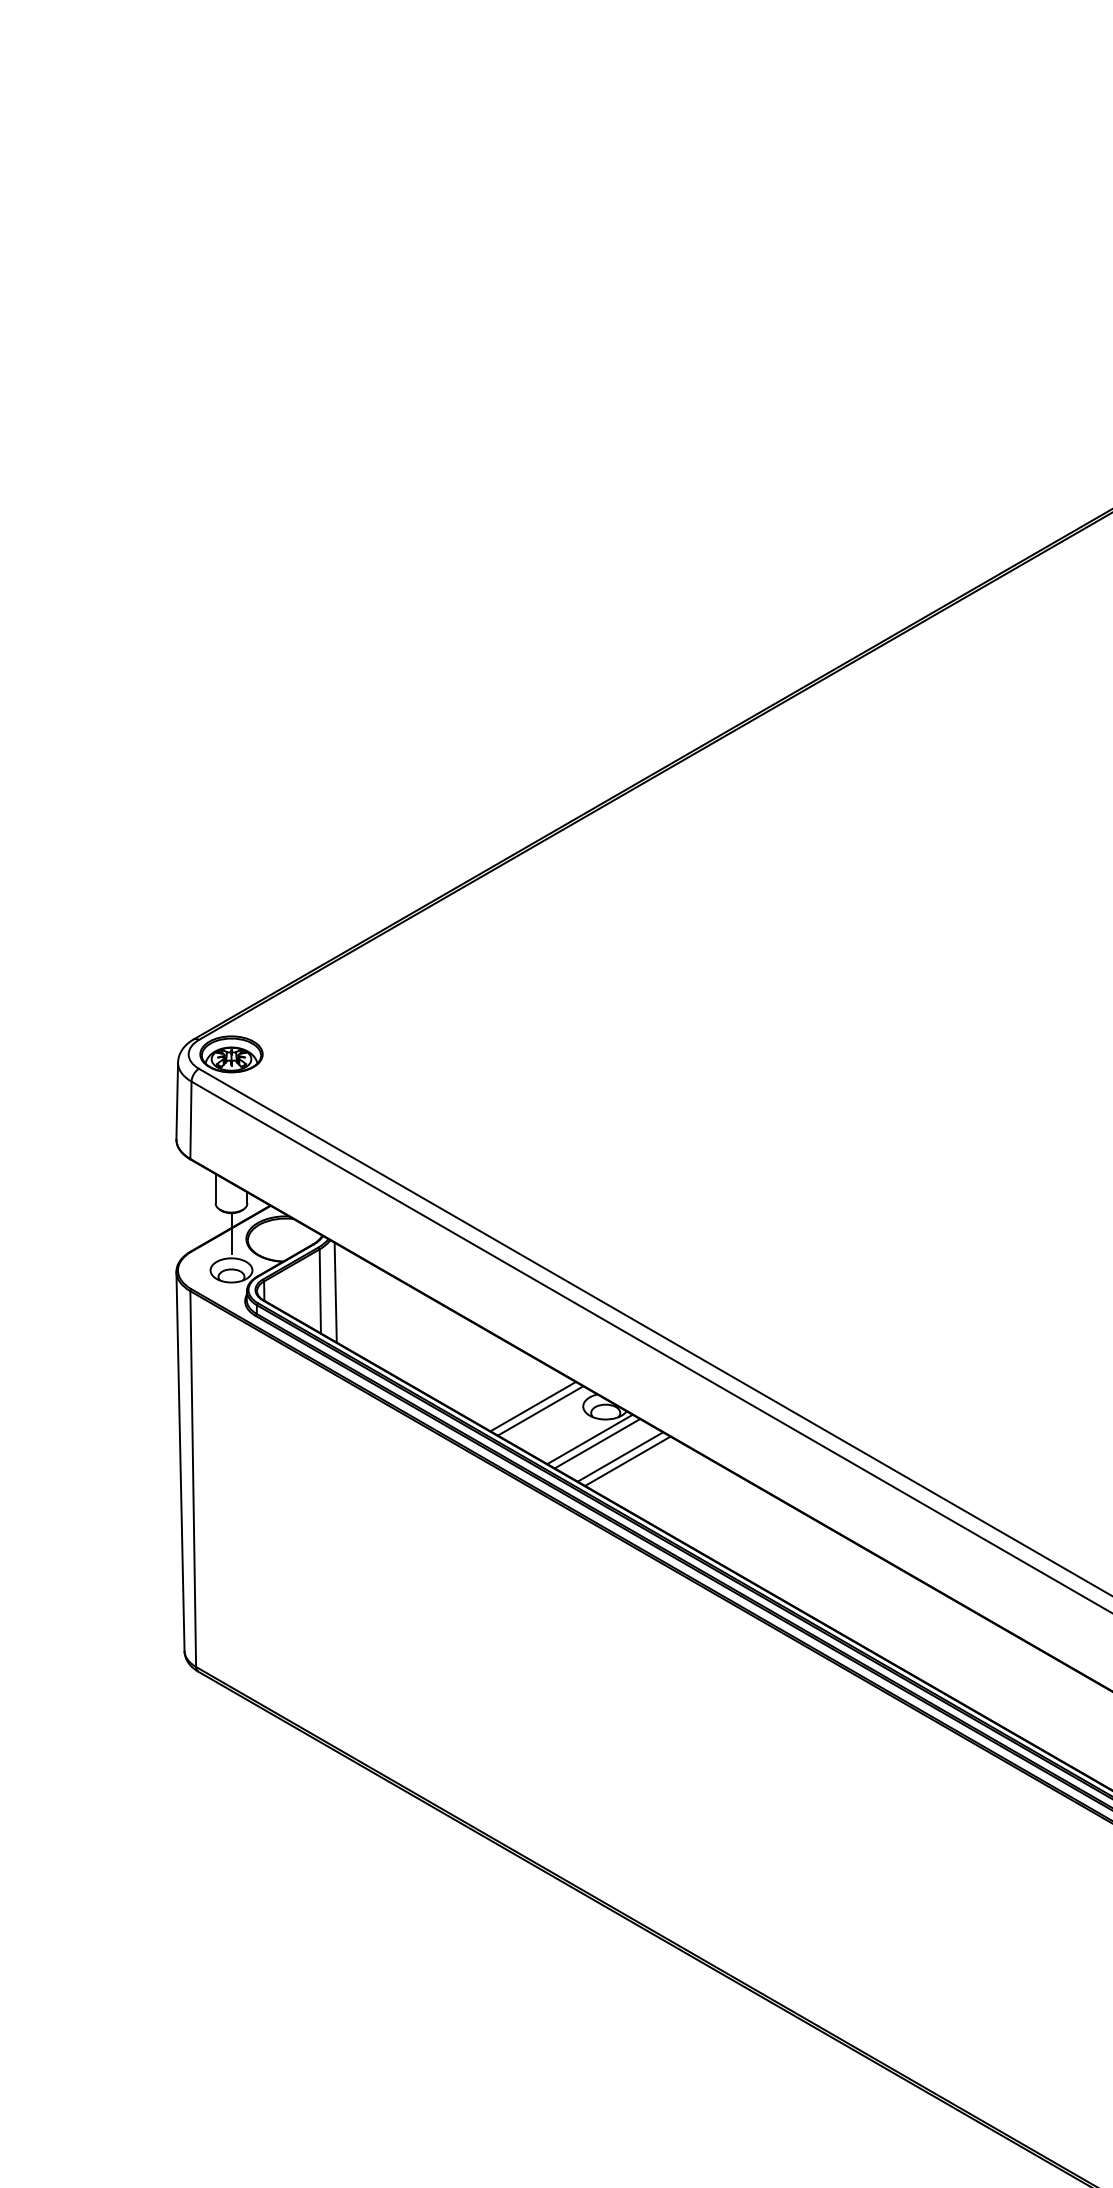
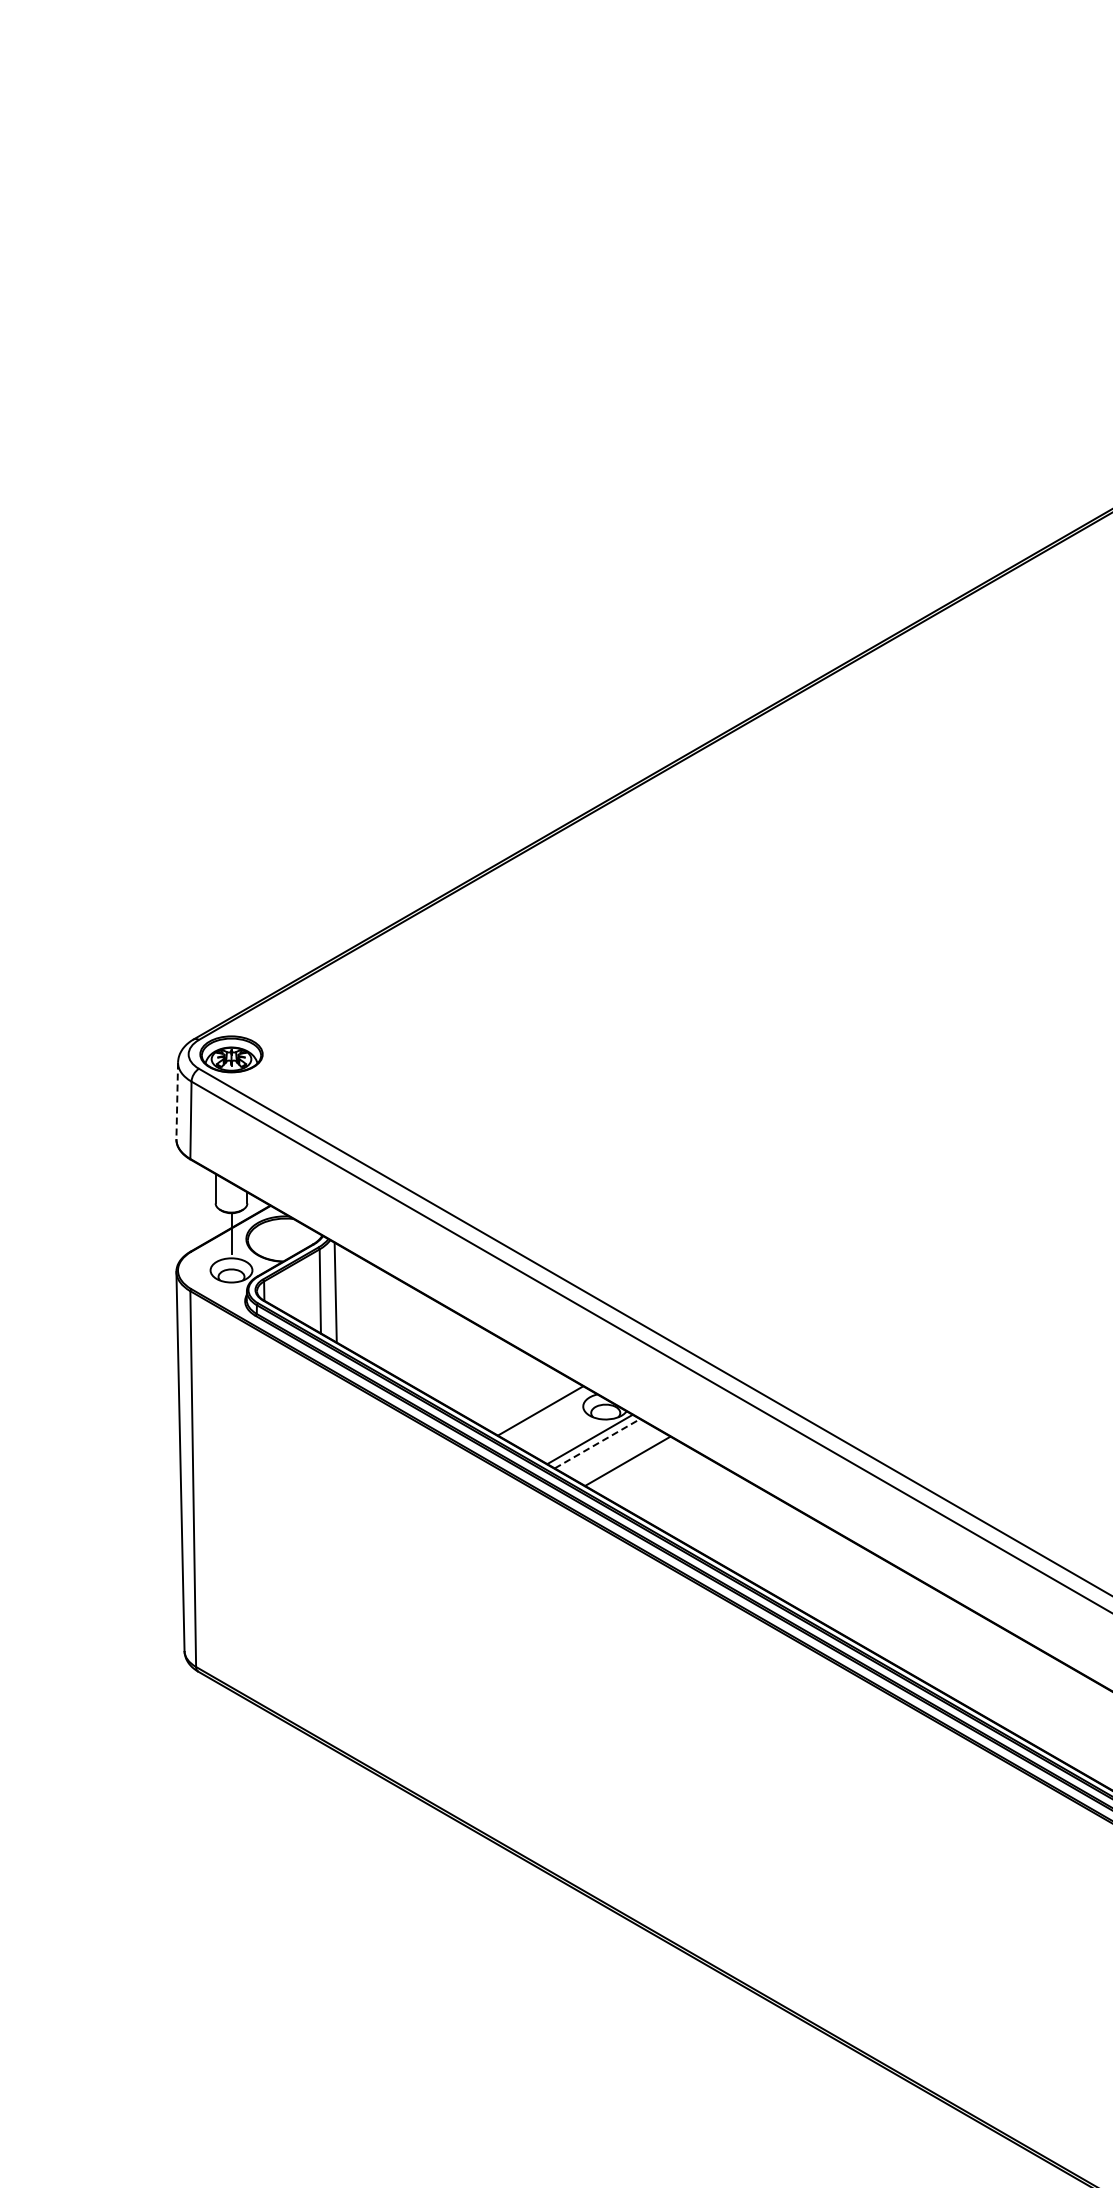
line: solid -> dashed (177, 1101)
line: present -> none (532, 1406)
line: solid -> dashed (597, 1443)
line: present -> none (620, 1456)
